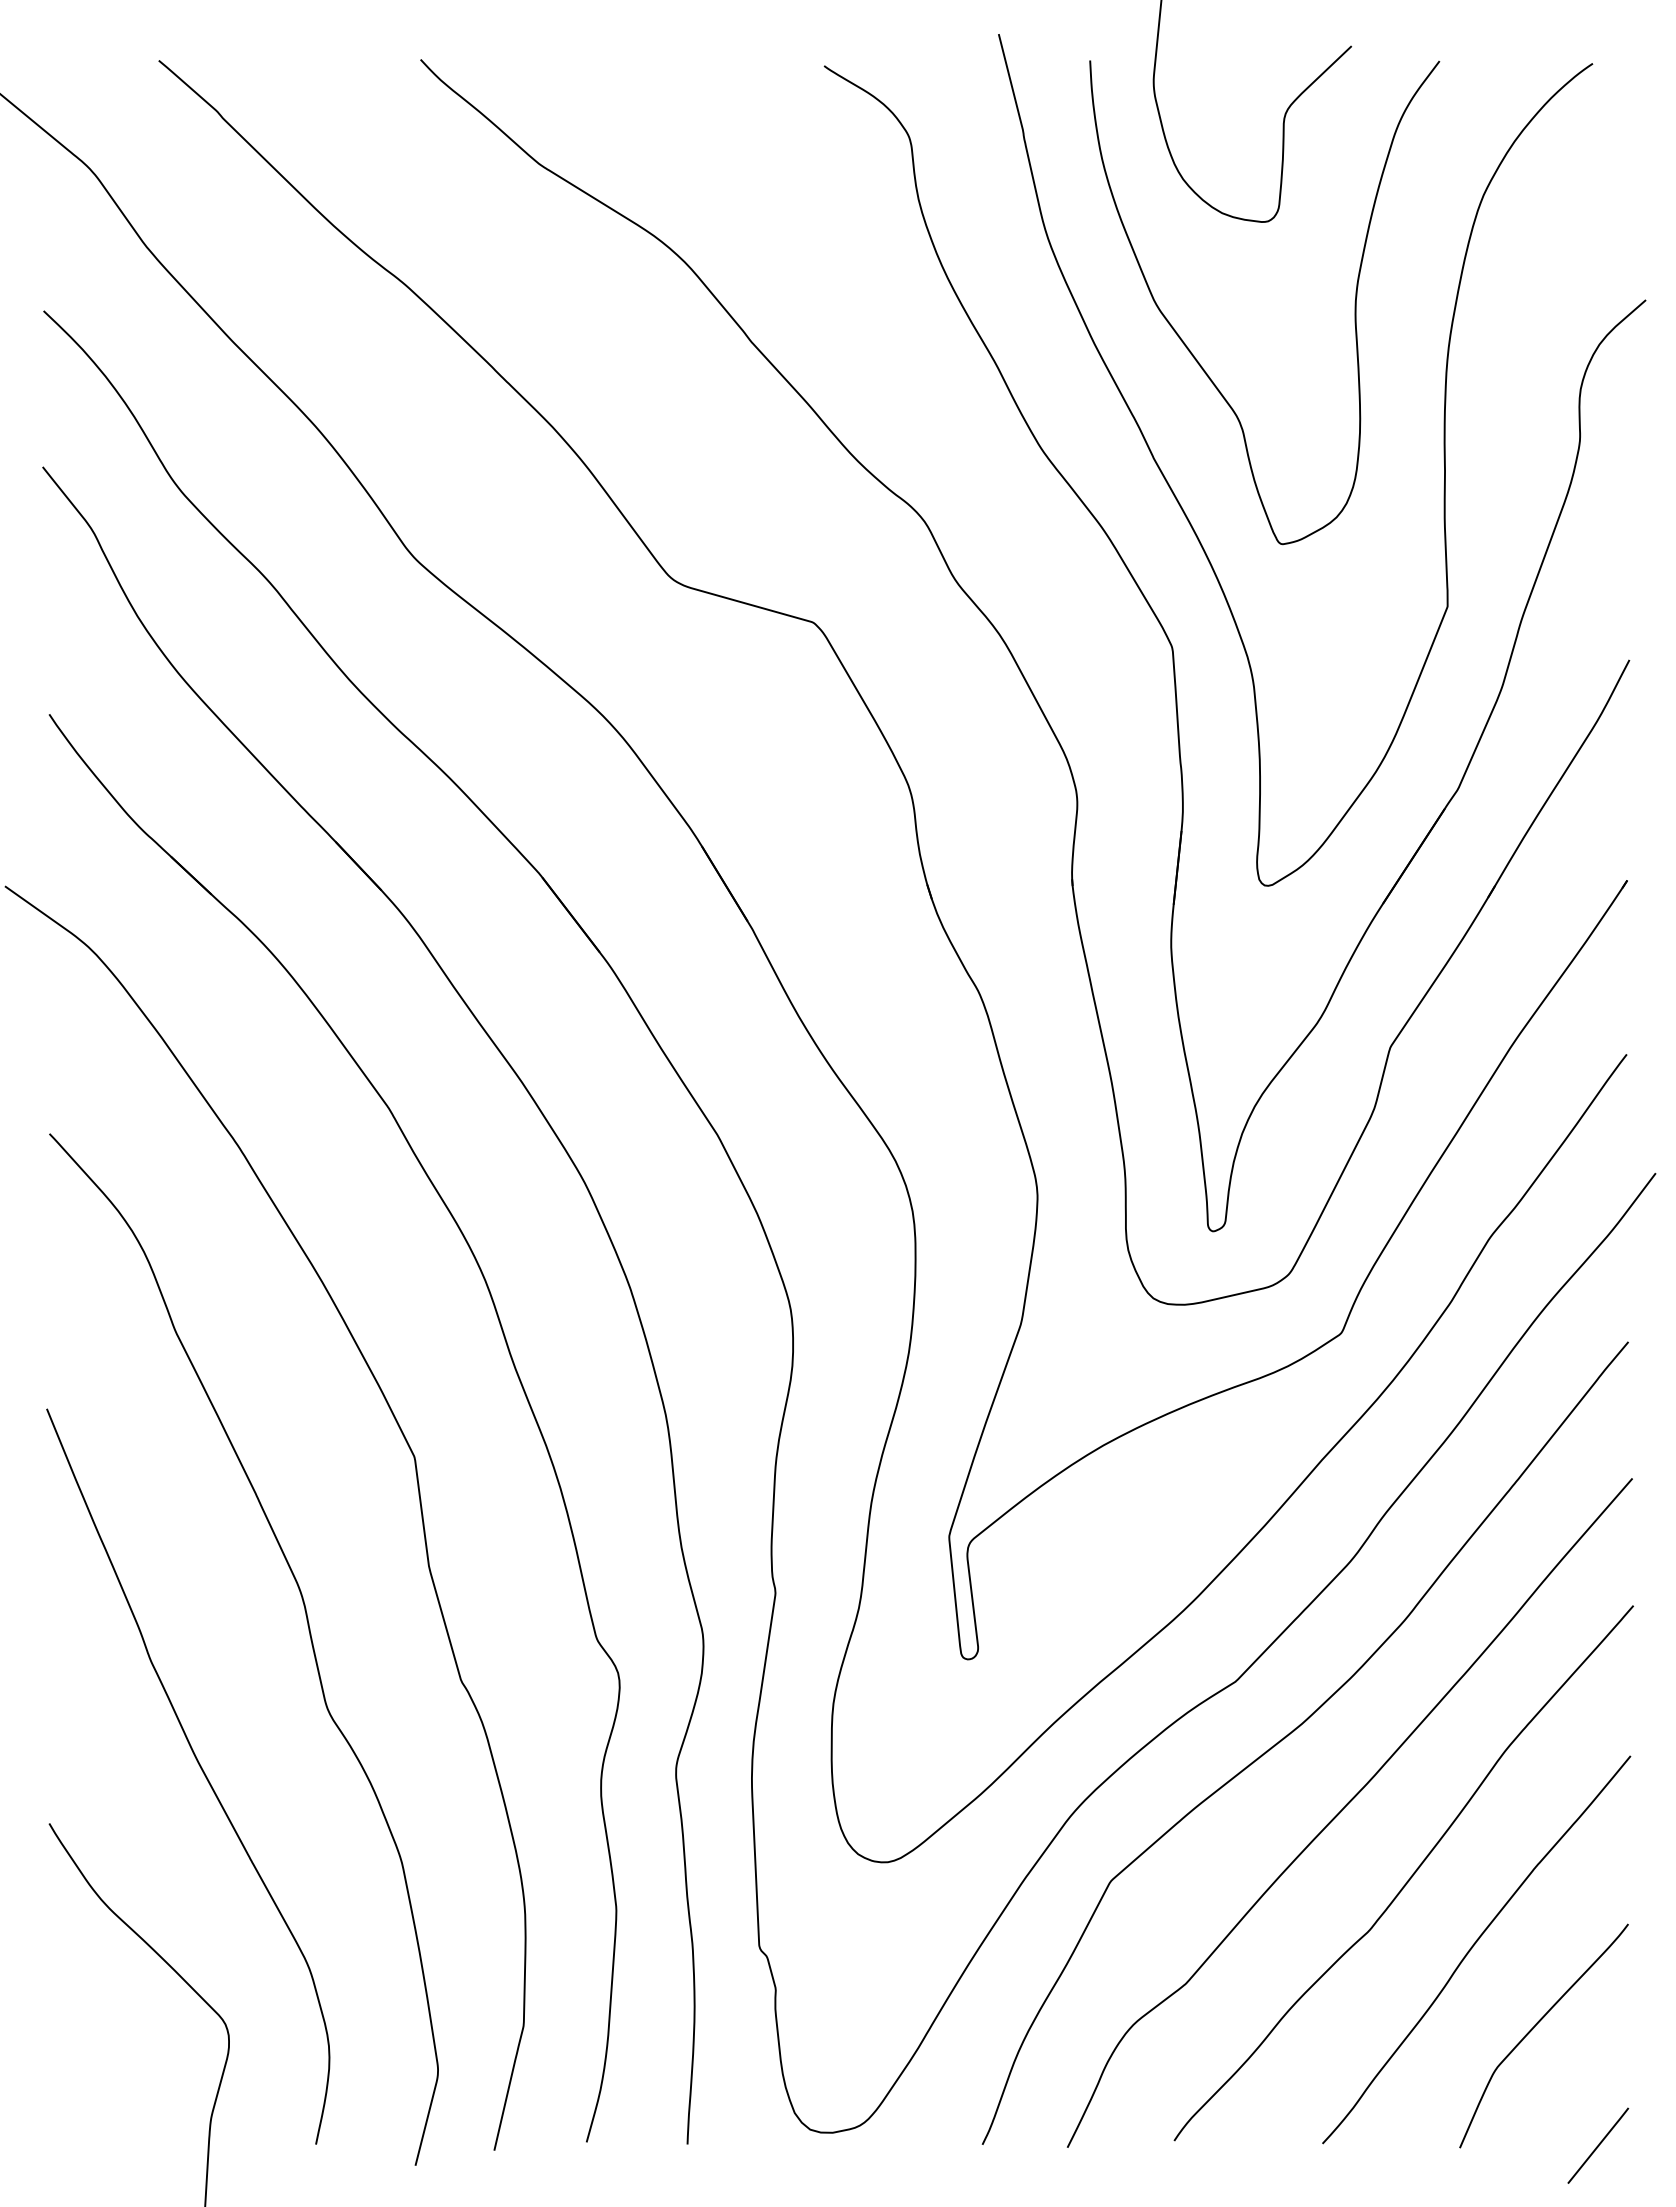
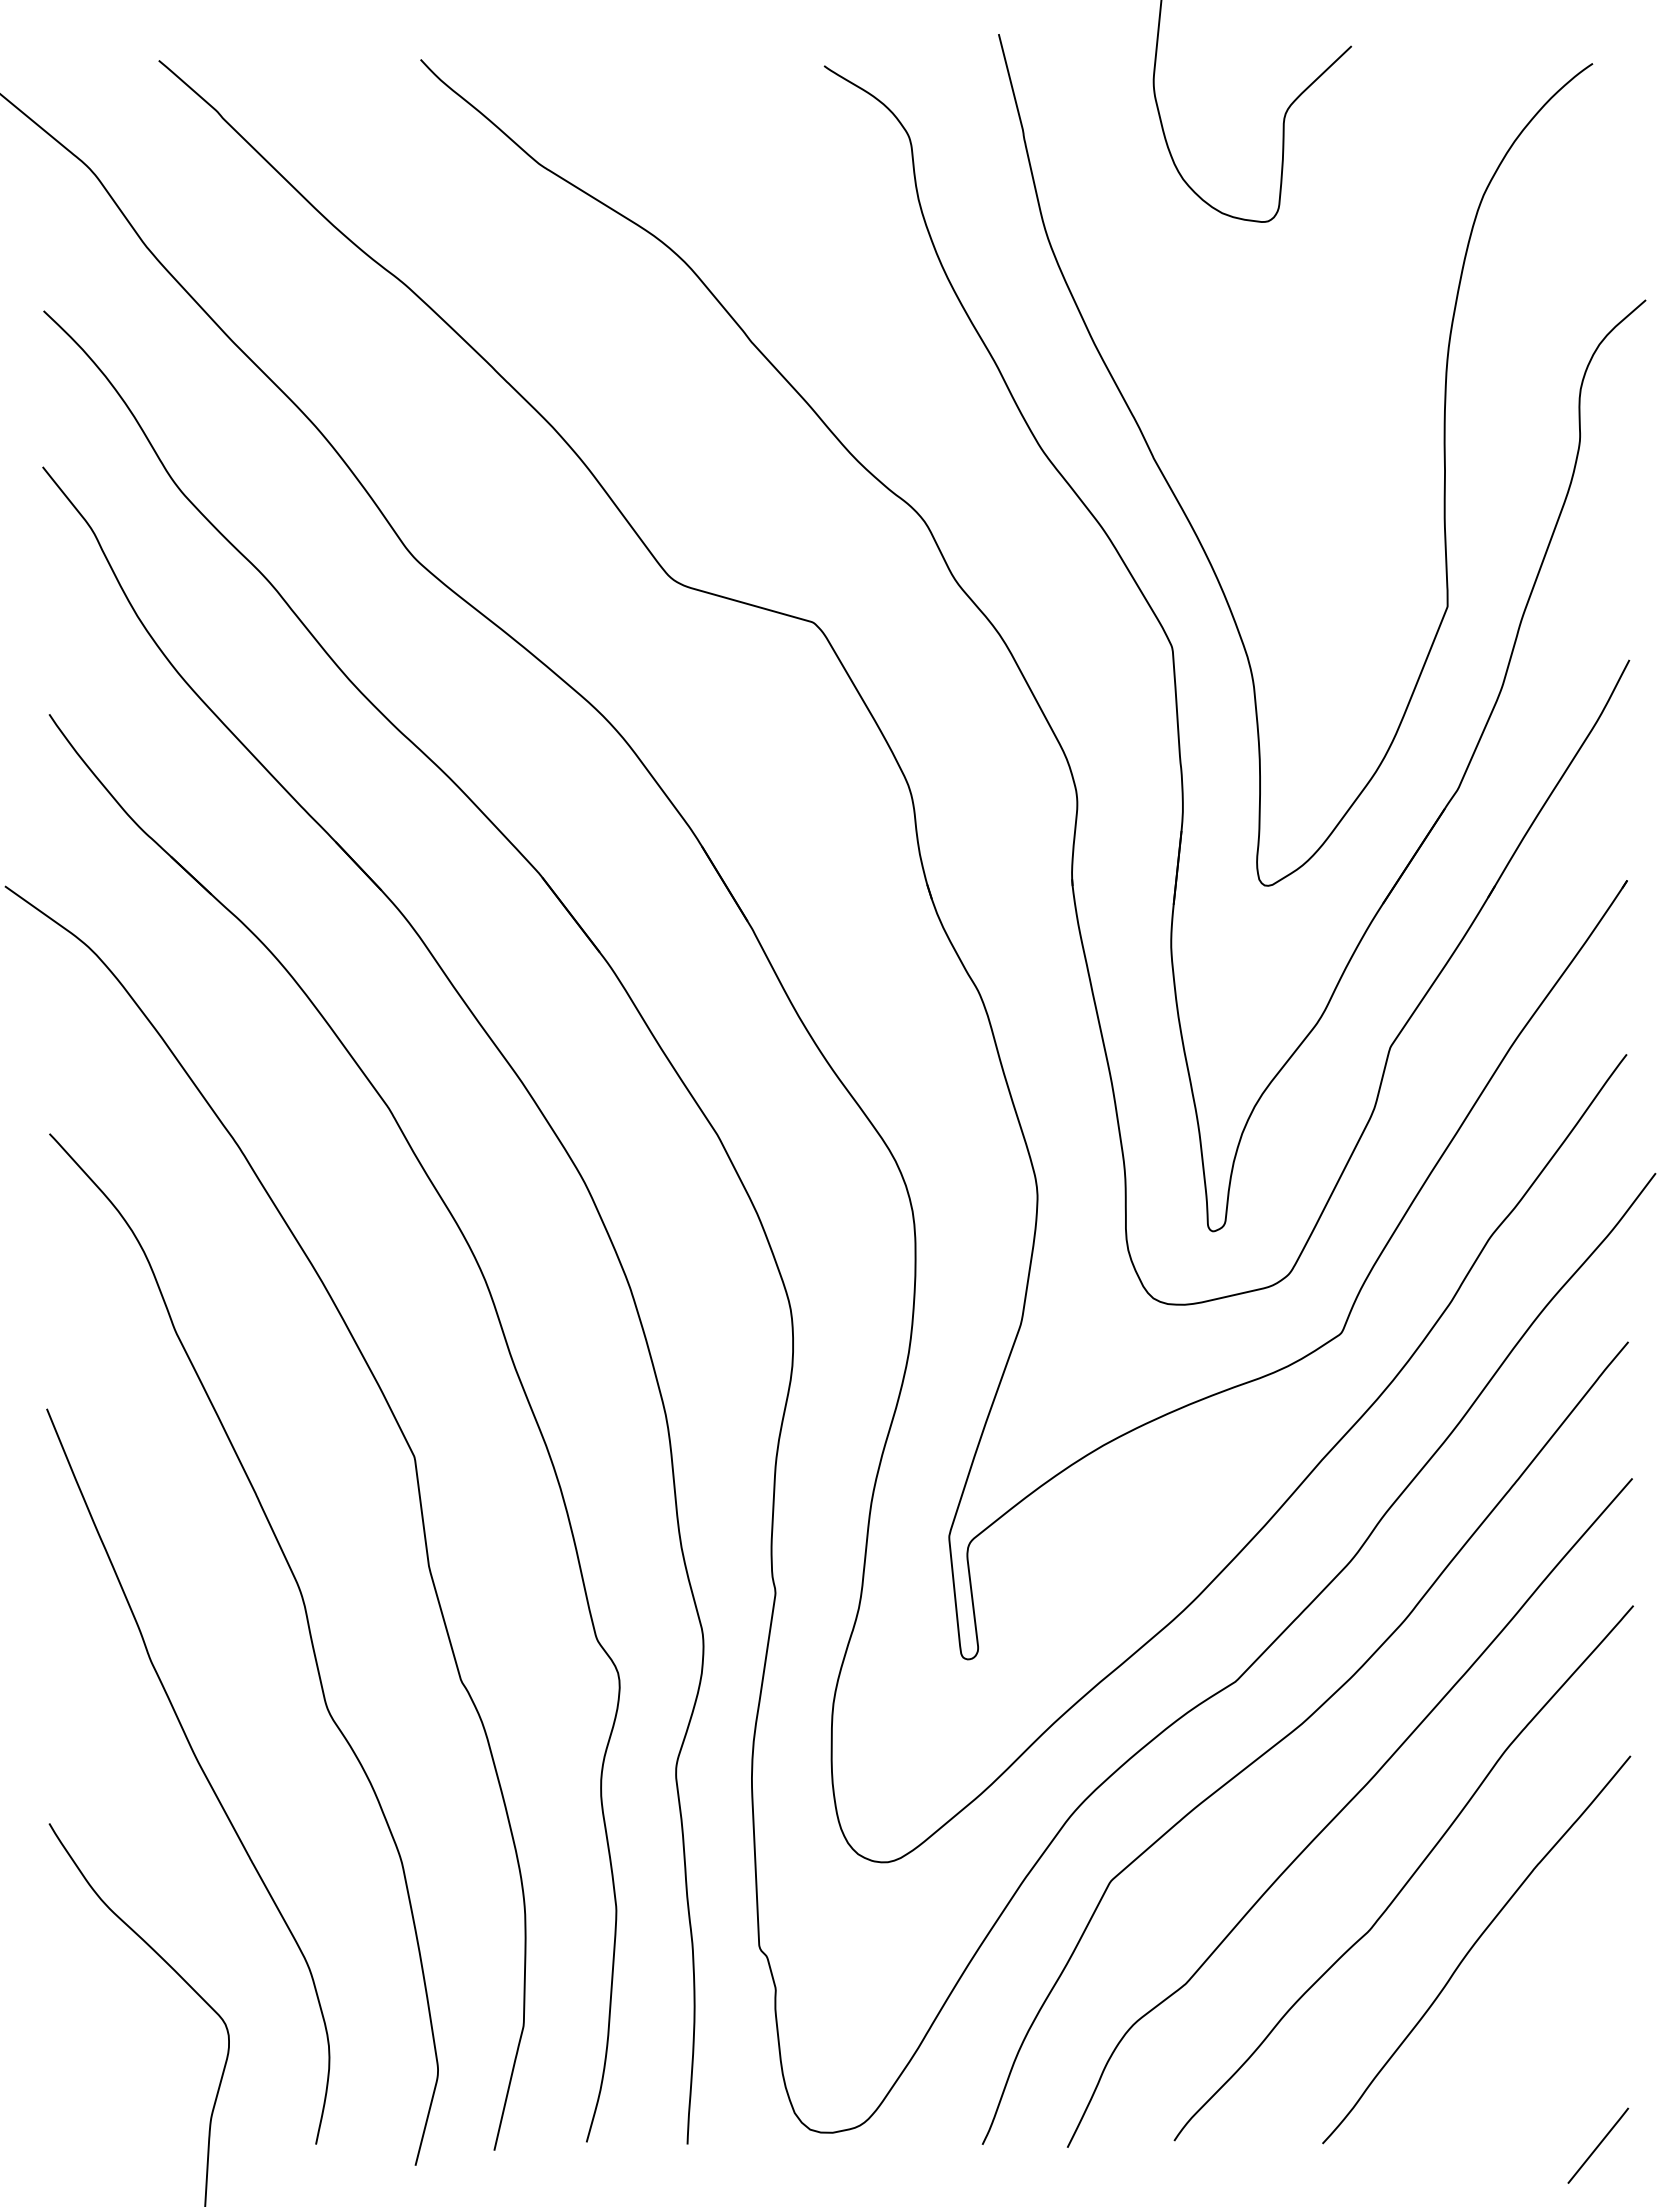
curve: present -> none (1194, 355)
curve: present -> none (1533, 2029)
